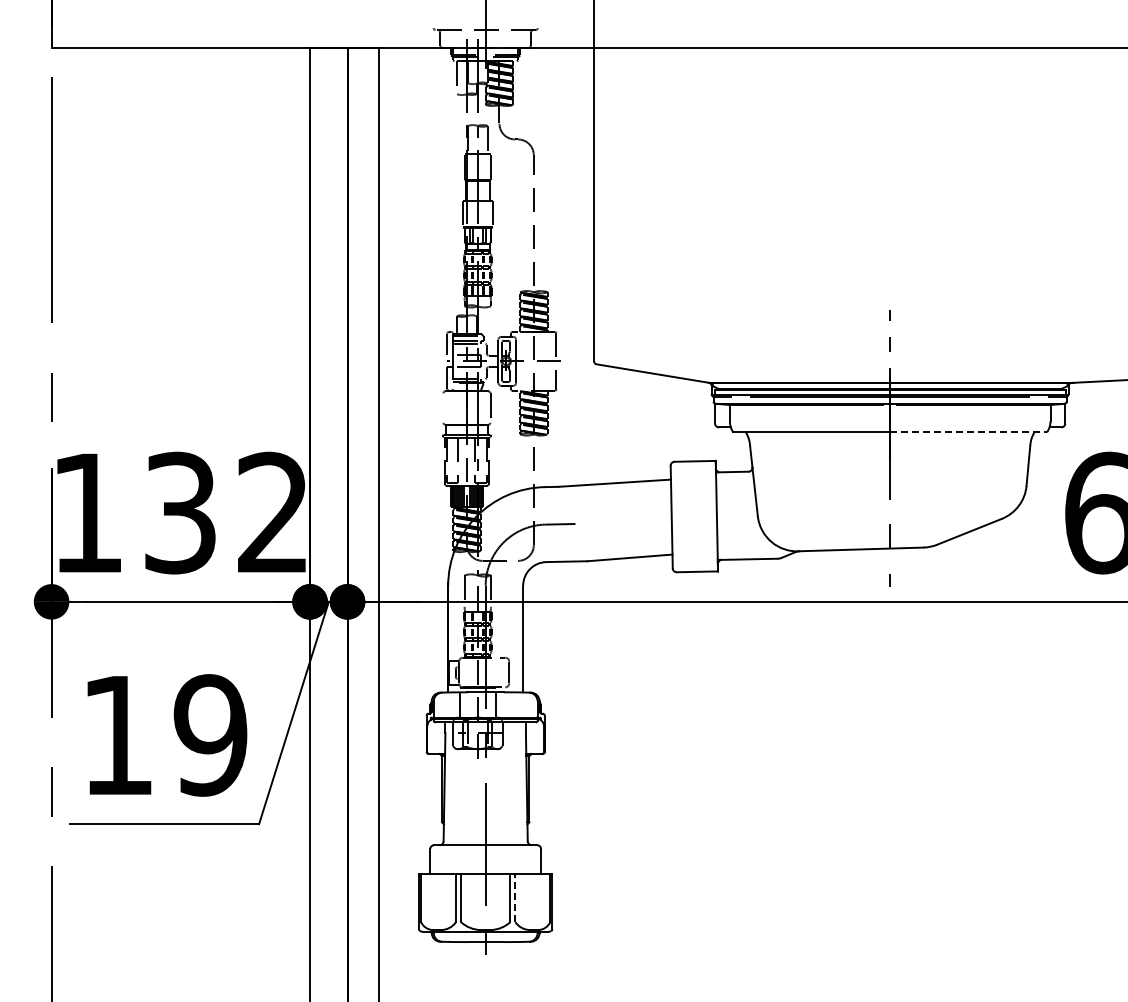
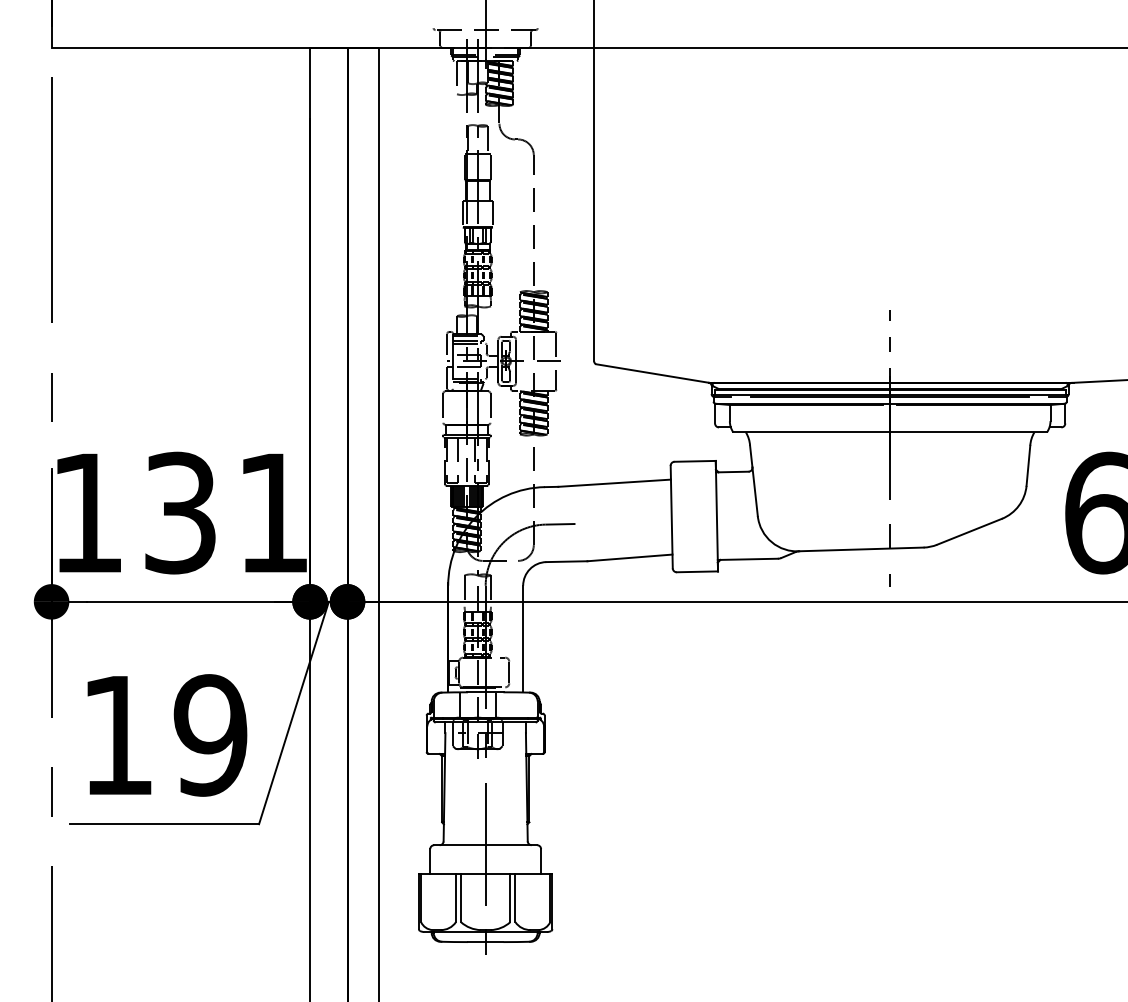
line: none -> present (443, 407)
line: dashed -> solid (969, 432)
text: 132 -> 131 (272, 511)
line: dashed -> solid (515, 898)
